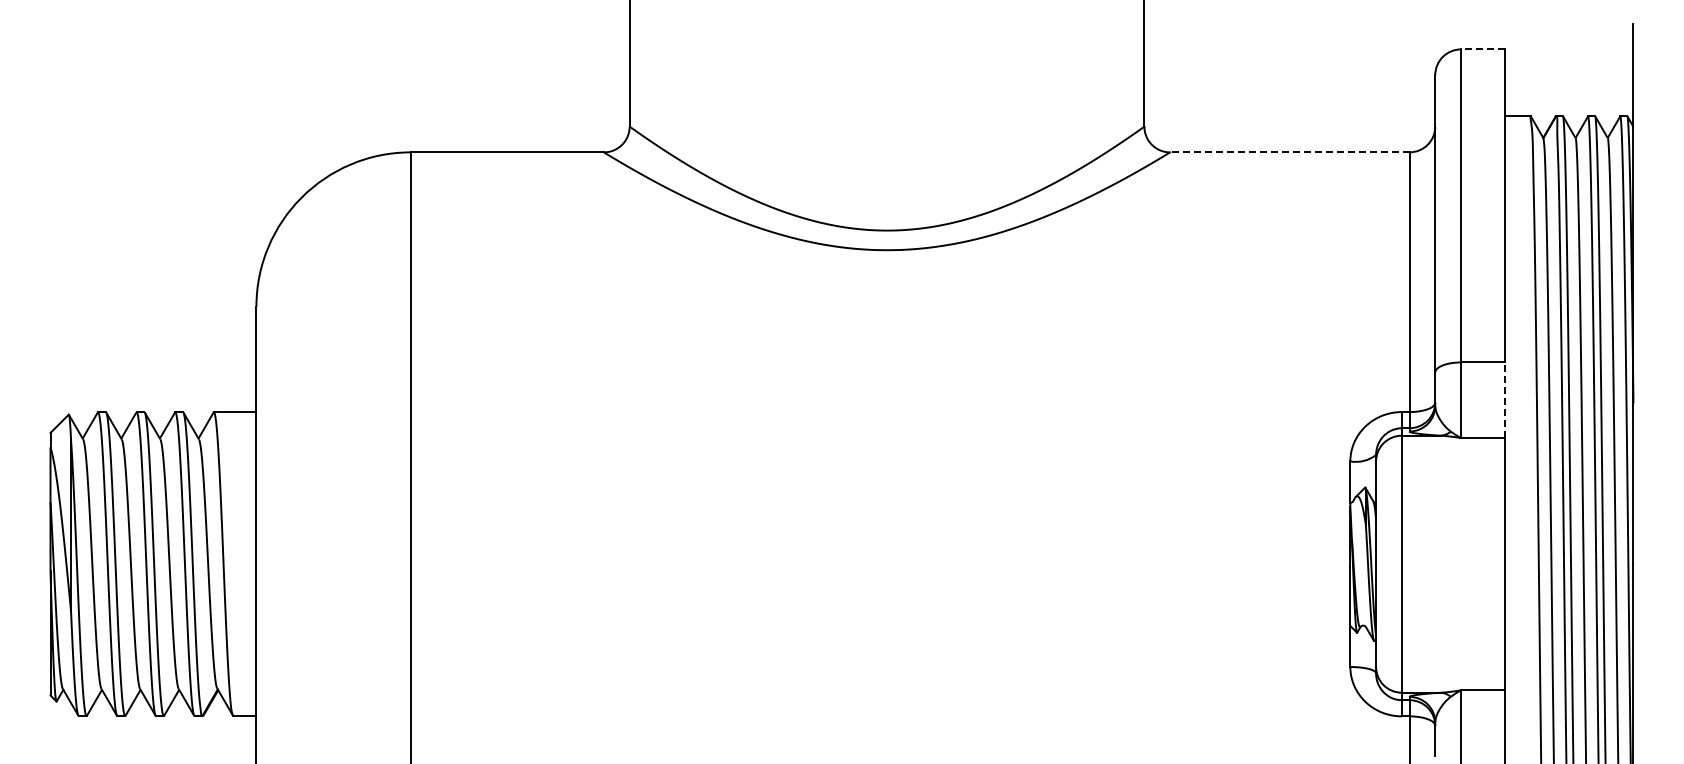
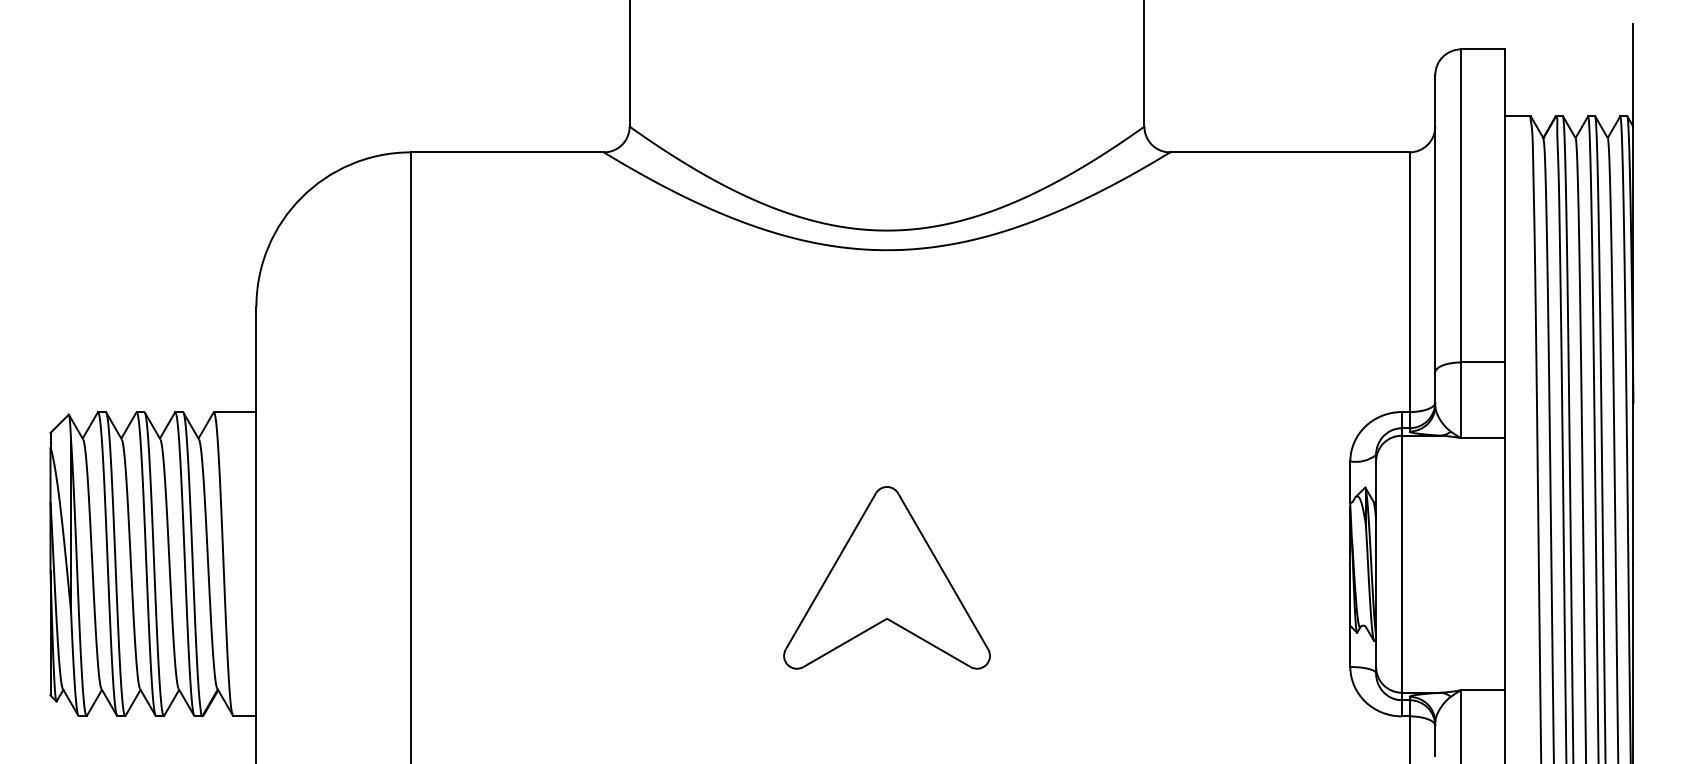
line: dashed -> solid (1482, 49)
line: dashed -> solid (1289, 152)
line: dashed -> solid (1504, 400)
part: none -> present (886, 577)
